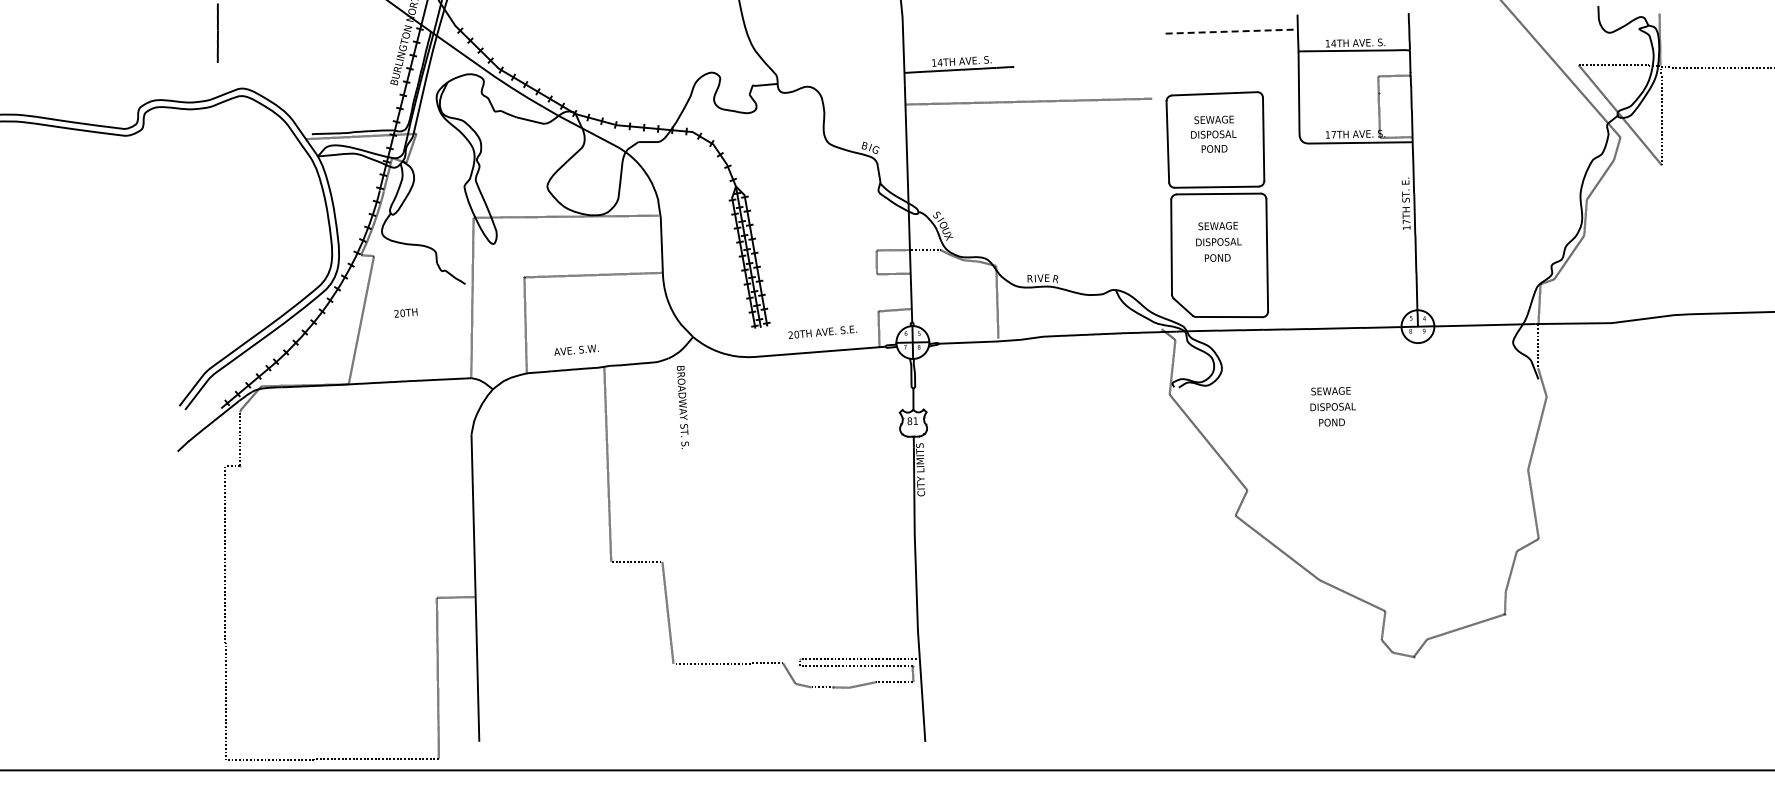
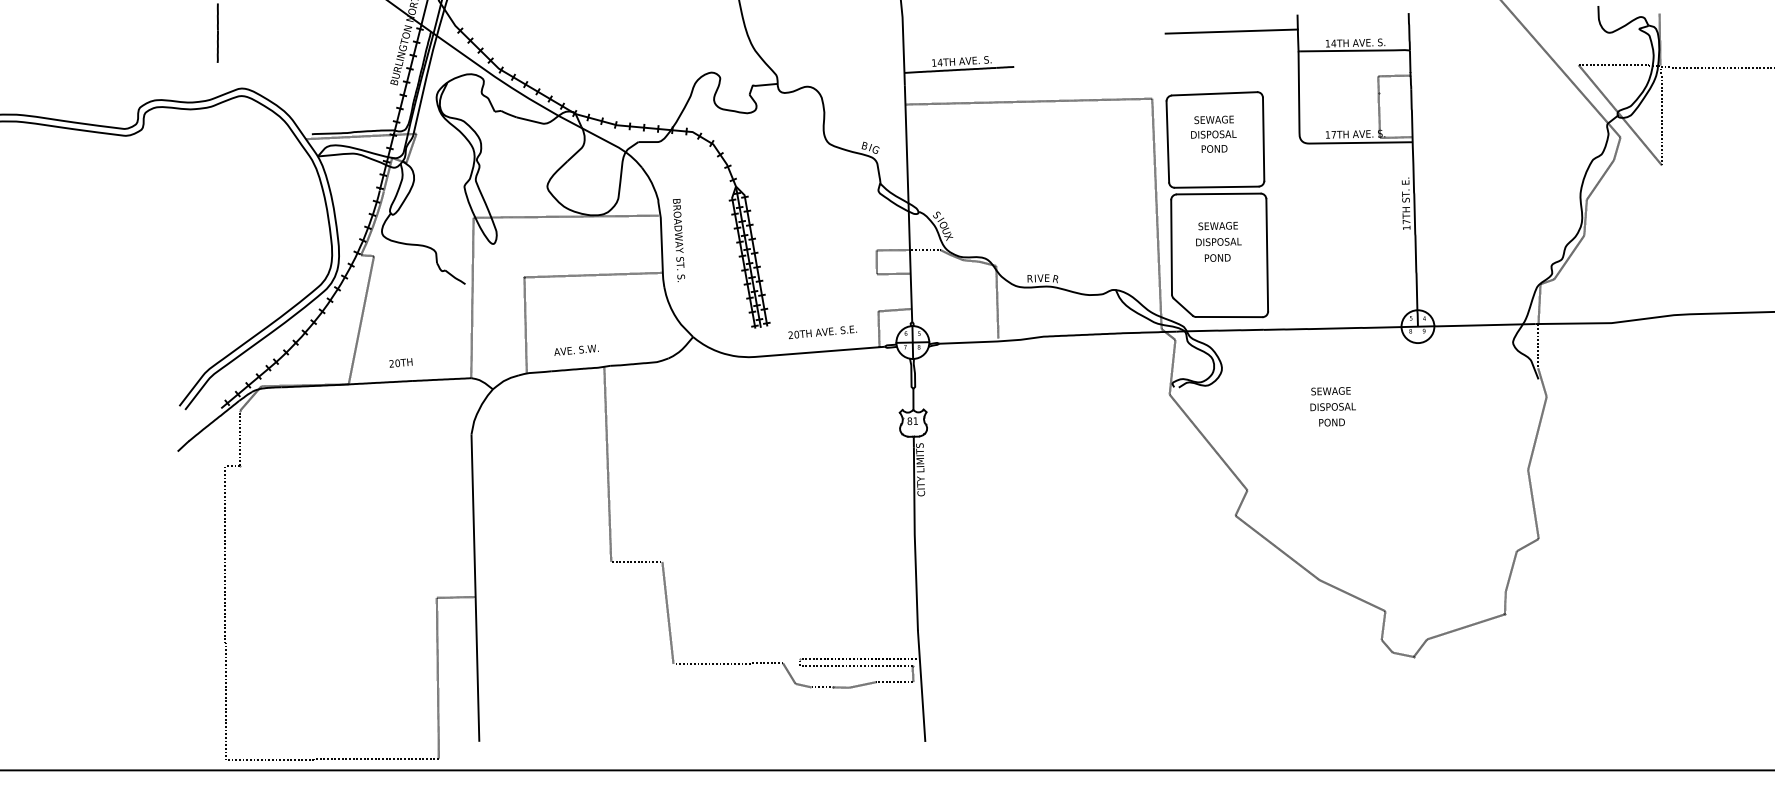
line: dashed -> solid (1232, 31)
line: none -> present (1156, 213)
text position: (405, 312) -> (400, 362) (400, 362)
text position: (683, 407) -> (679, 240) (679, 240)
